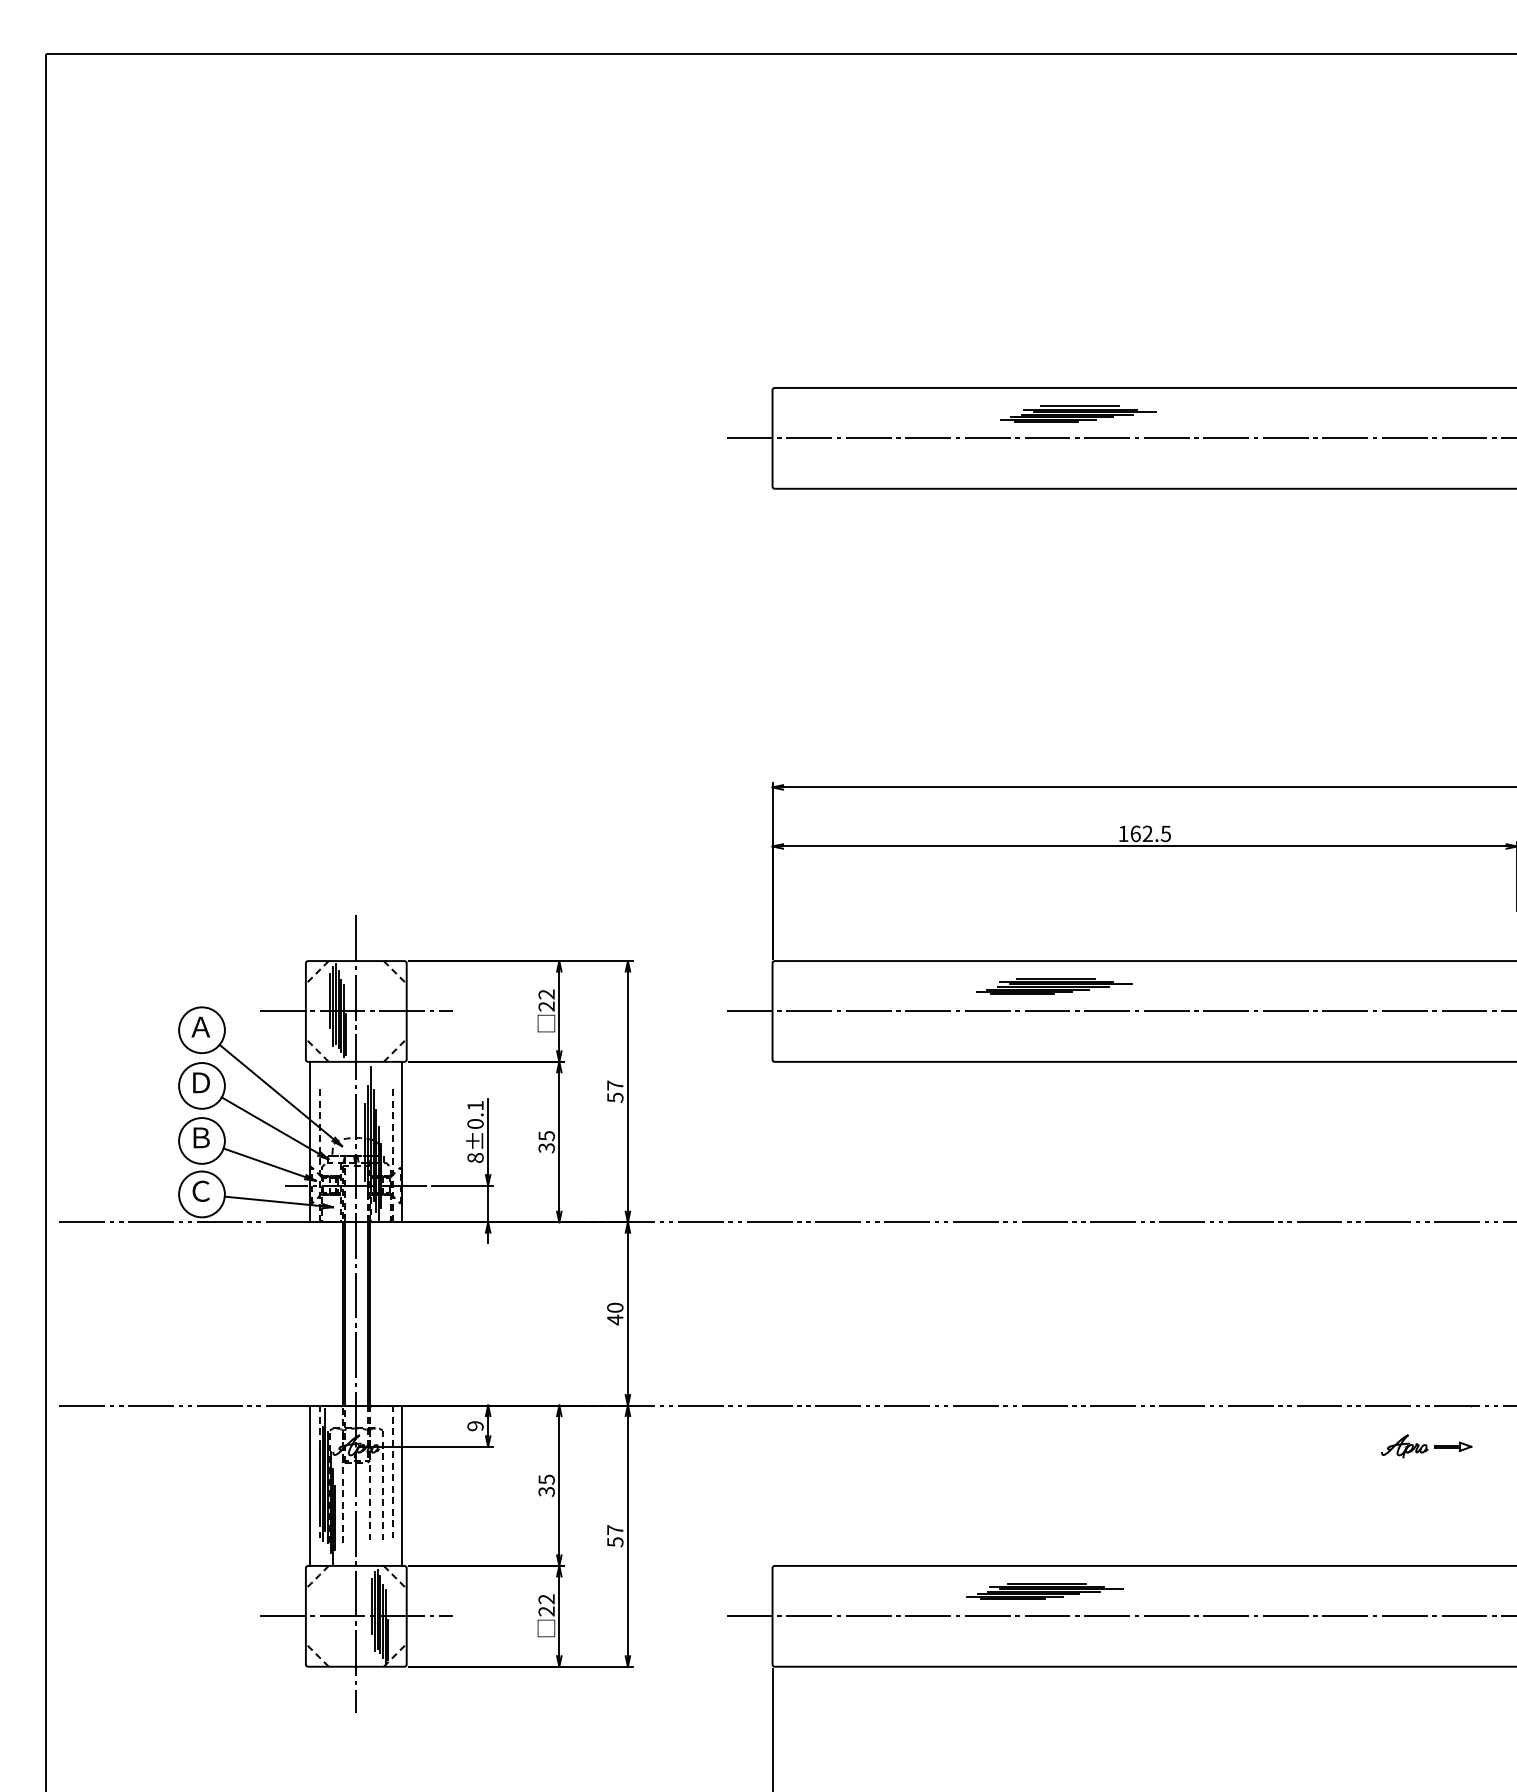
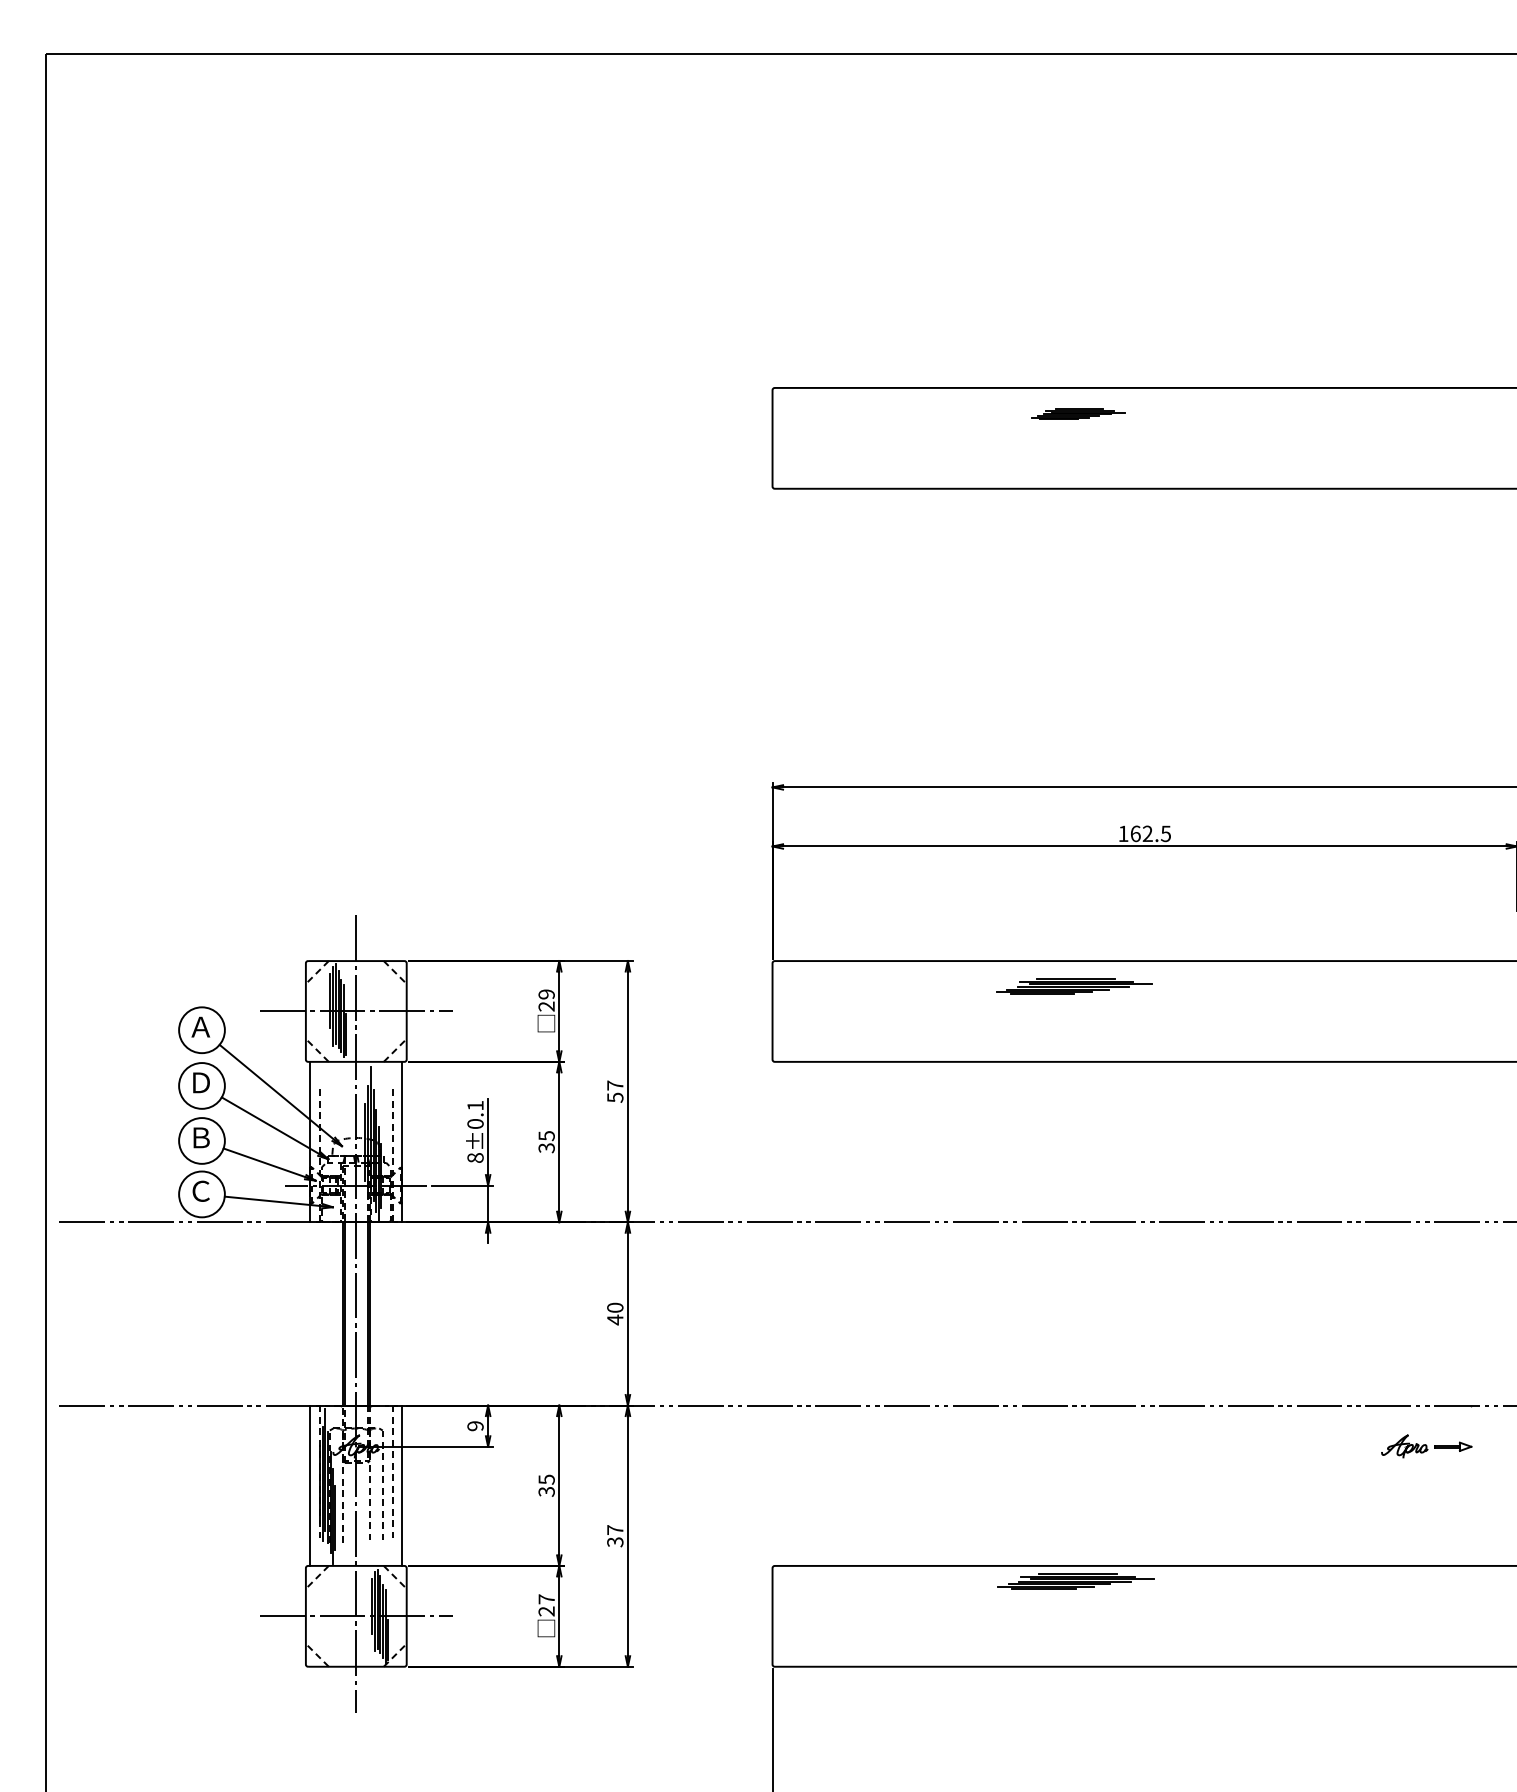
part size: 157x18 px -> 95x12 px (1078, 413)
line: present -> none (1119, 438)
part position: (1054, 986) -> (1074, 986) (1074, 986)
text: 22 -> 29 (546, 994)
line: present -> none (1119, 1011)
text: 57 -> 37 (614, 1541)
part position: (1044, 1591) -> (1075, 1581) (1075, 1581)
text: 22 -> 27 (546, 1599)
line: present -> none (1119, 1616)
